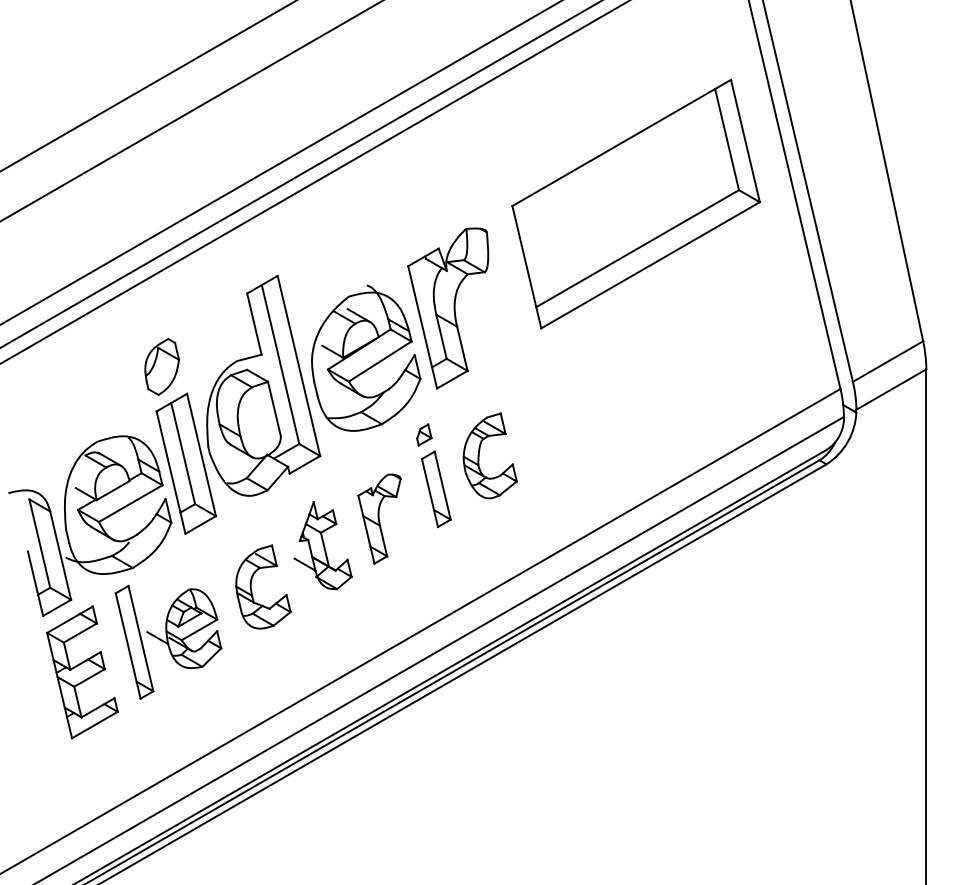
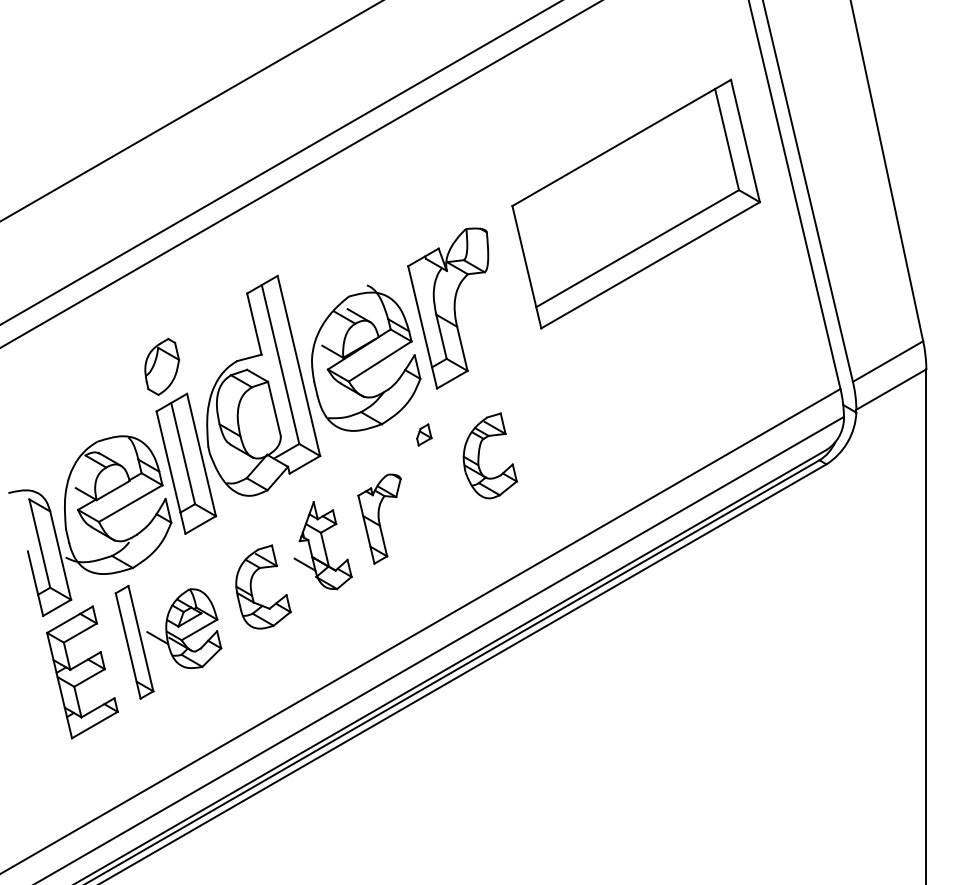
line: present -> none (147, 86)
line: present -> none (314, 182)
part: present -> none (435, 489)
